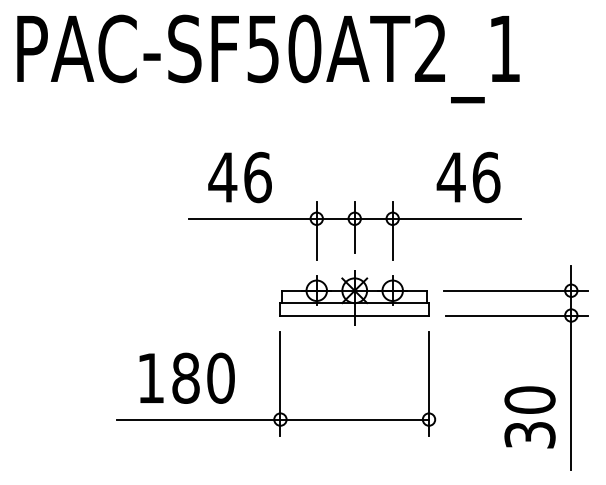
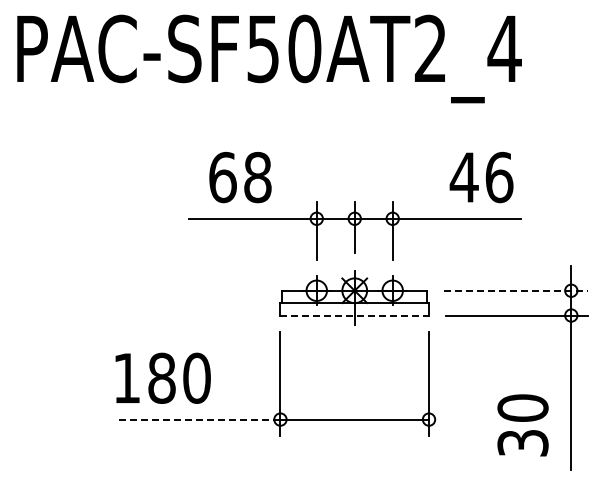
text: PAC-SF50AT2_1 -> PAC-SF50AT2_4 (504, 48)
text: 46 -> 68 (239, 177)
text position: (468, 177) -> (481, 177) (481, 177)
line: solid -> dashed (515, 290)
line: solid -> dashed (355, 315)
text position: (186, 377) -> (162, 377) (162, 377)
text position: (529, 417) -> (522, 425) (522, 425)
line: solid -> dashed (198, 419)
